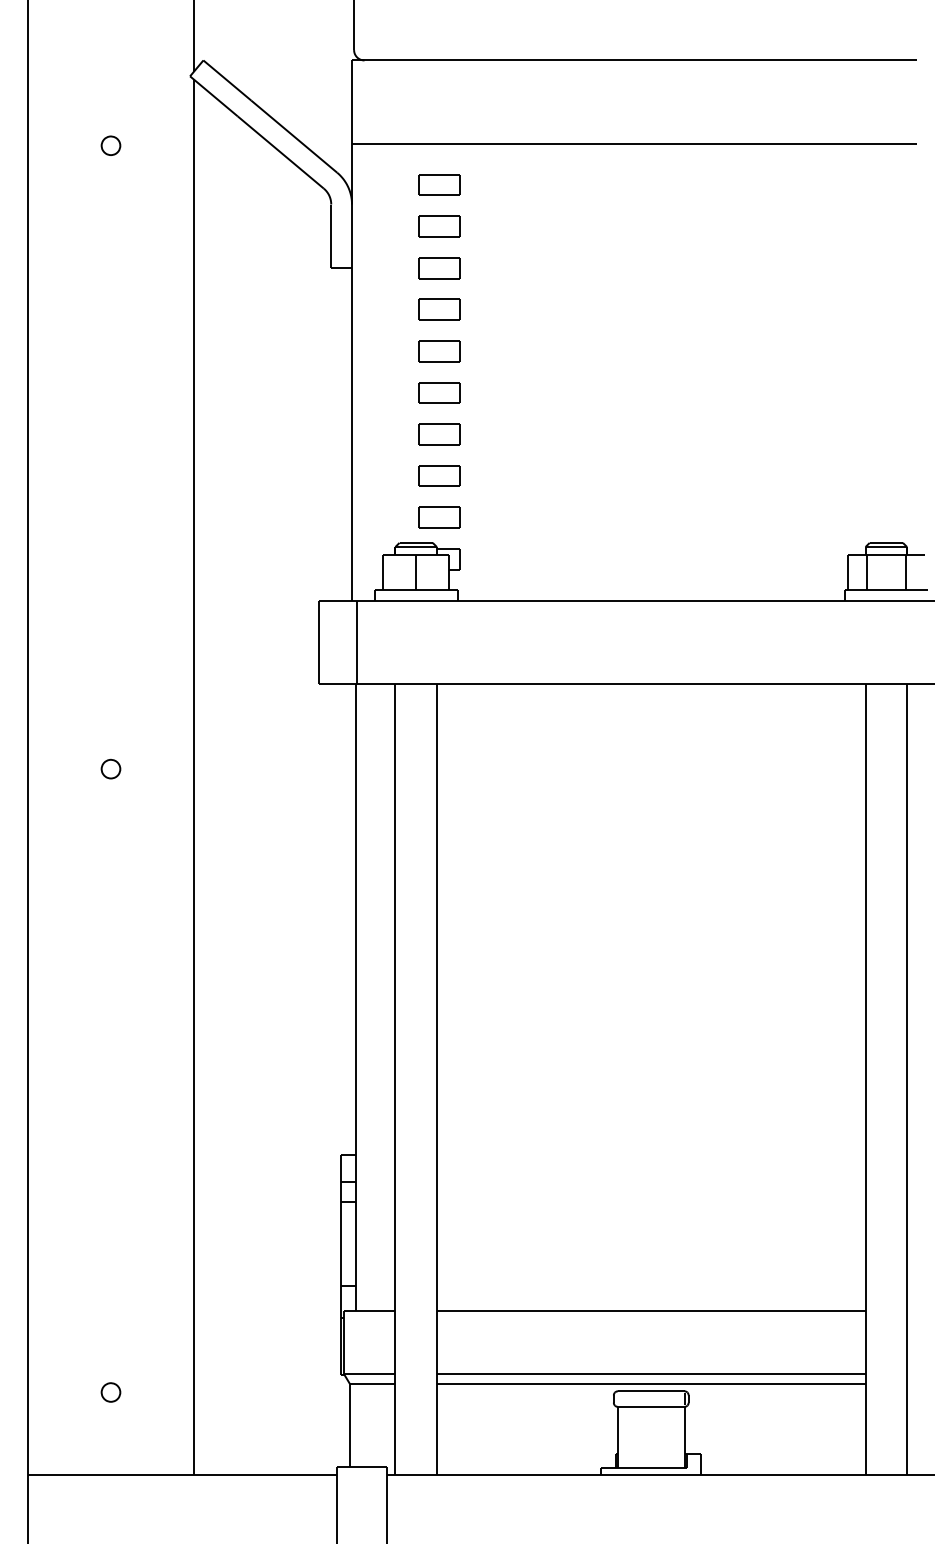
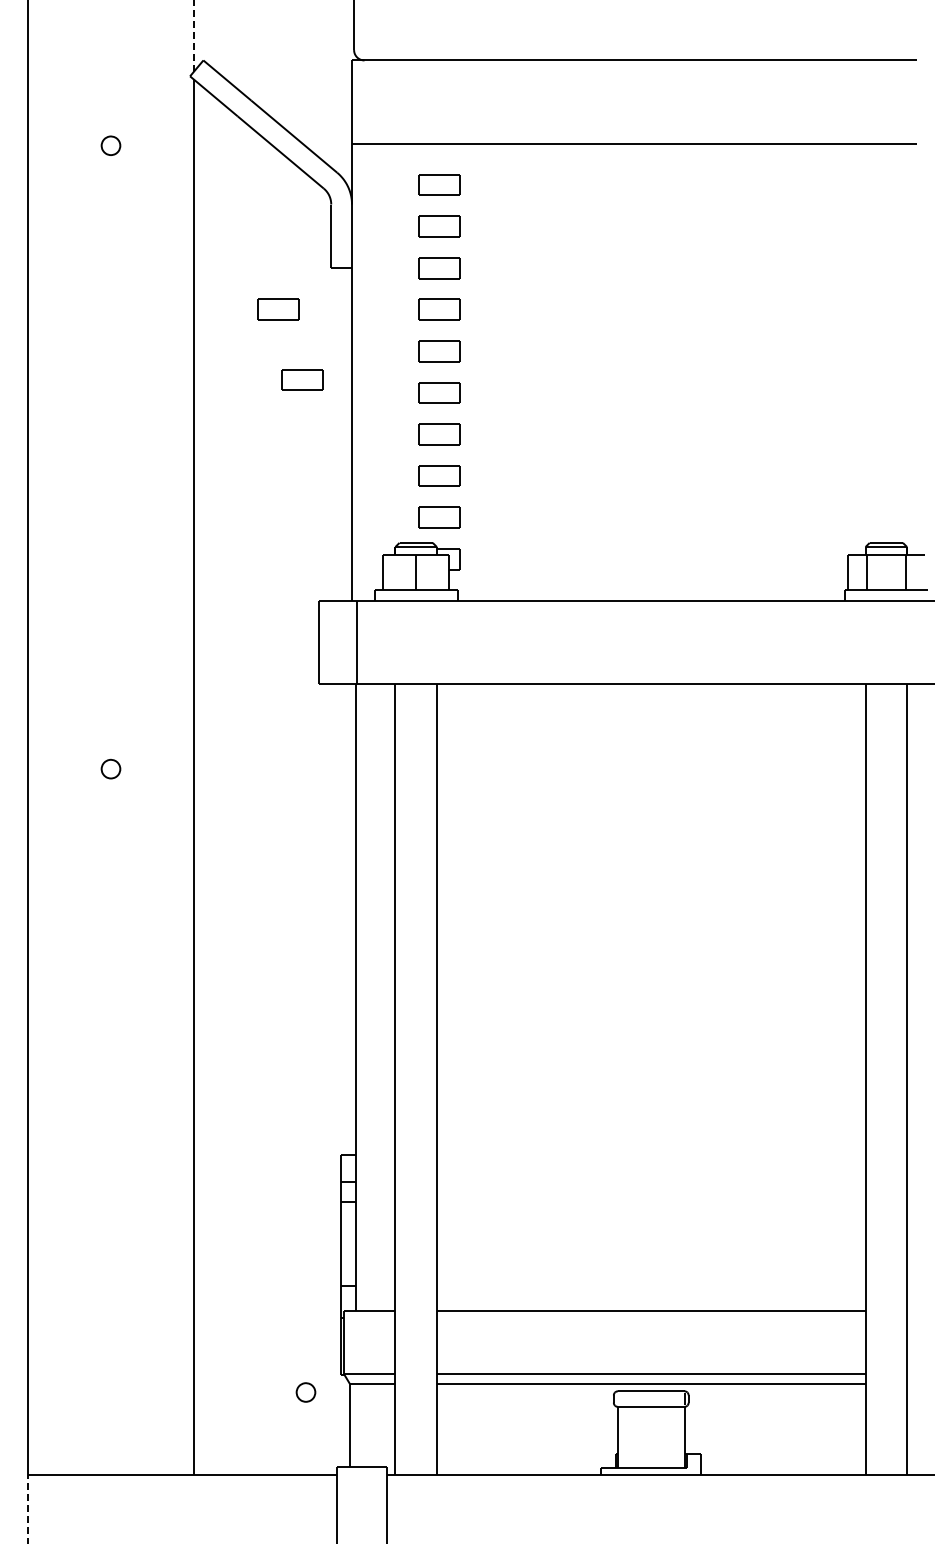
line: solid -> dashed (194, 35)
part: none -> present (278, 309)
part: none -> present (302, 379)
part position: (110, 1392) -> (305, 1392) (305, 1392)
line: solid -> dashed (27, 1508)
